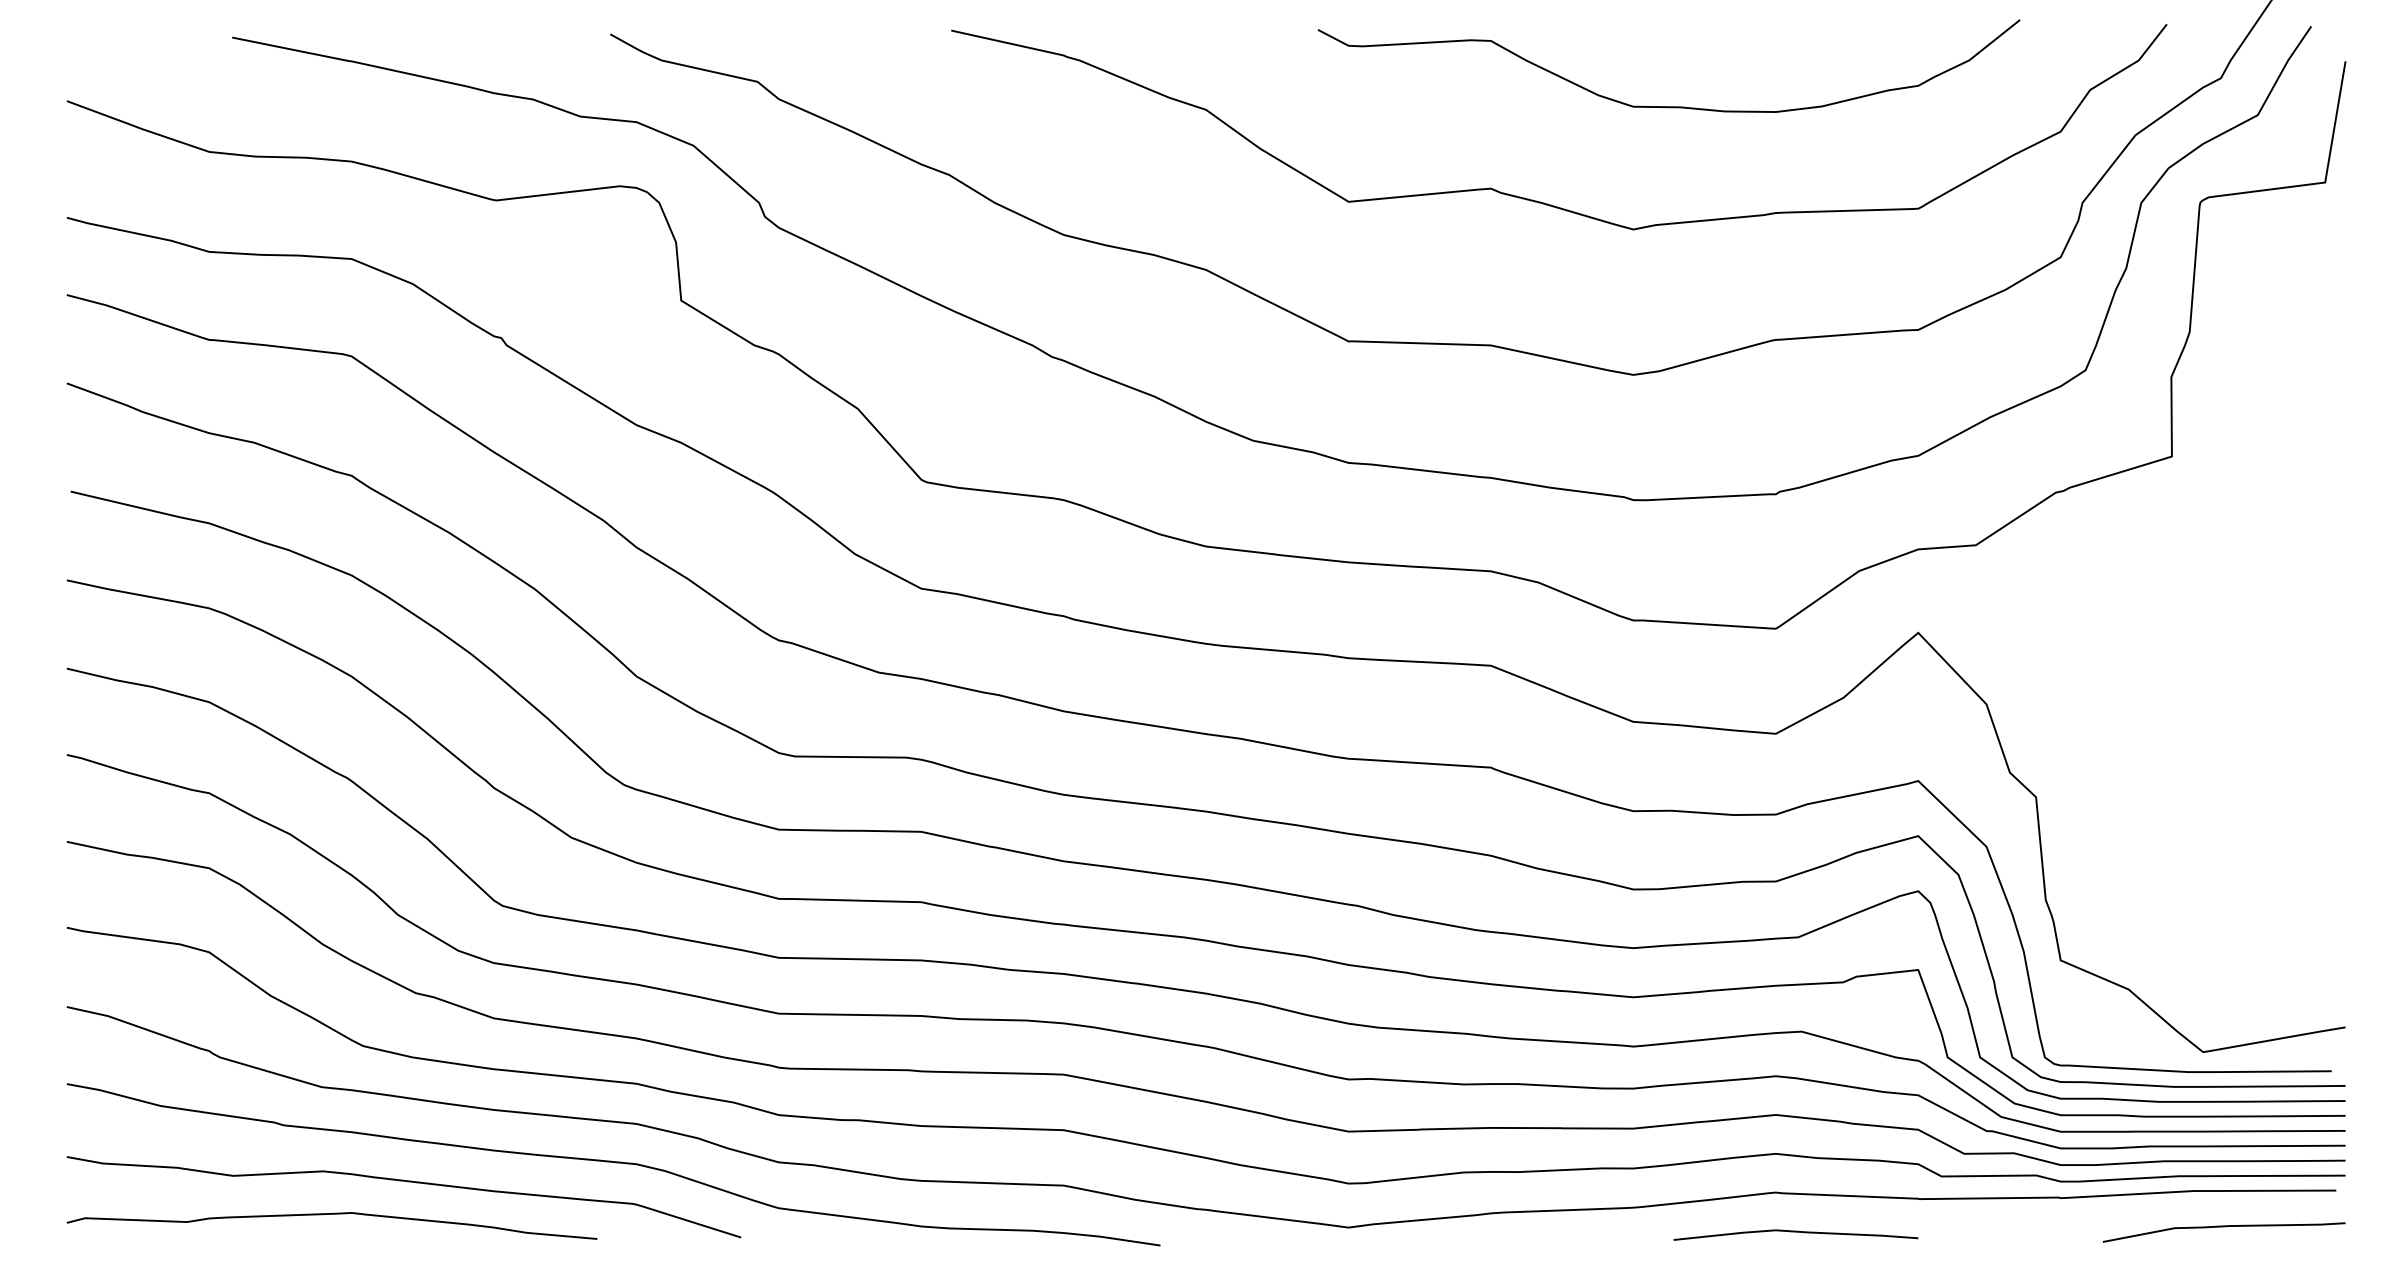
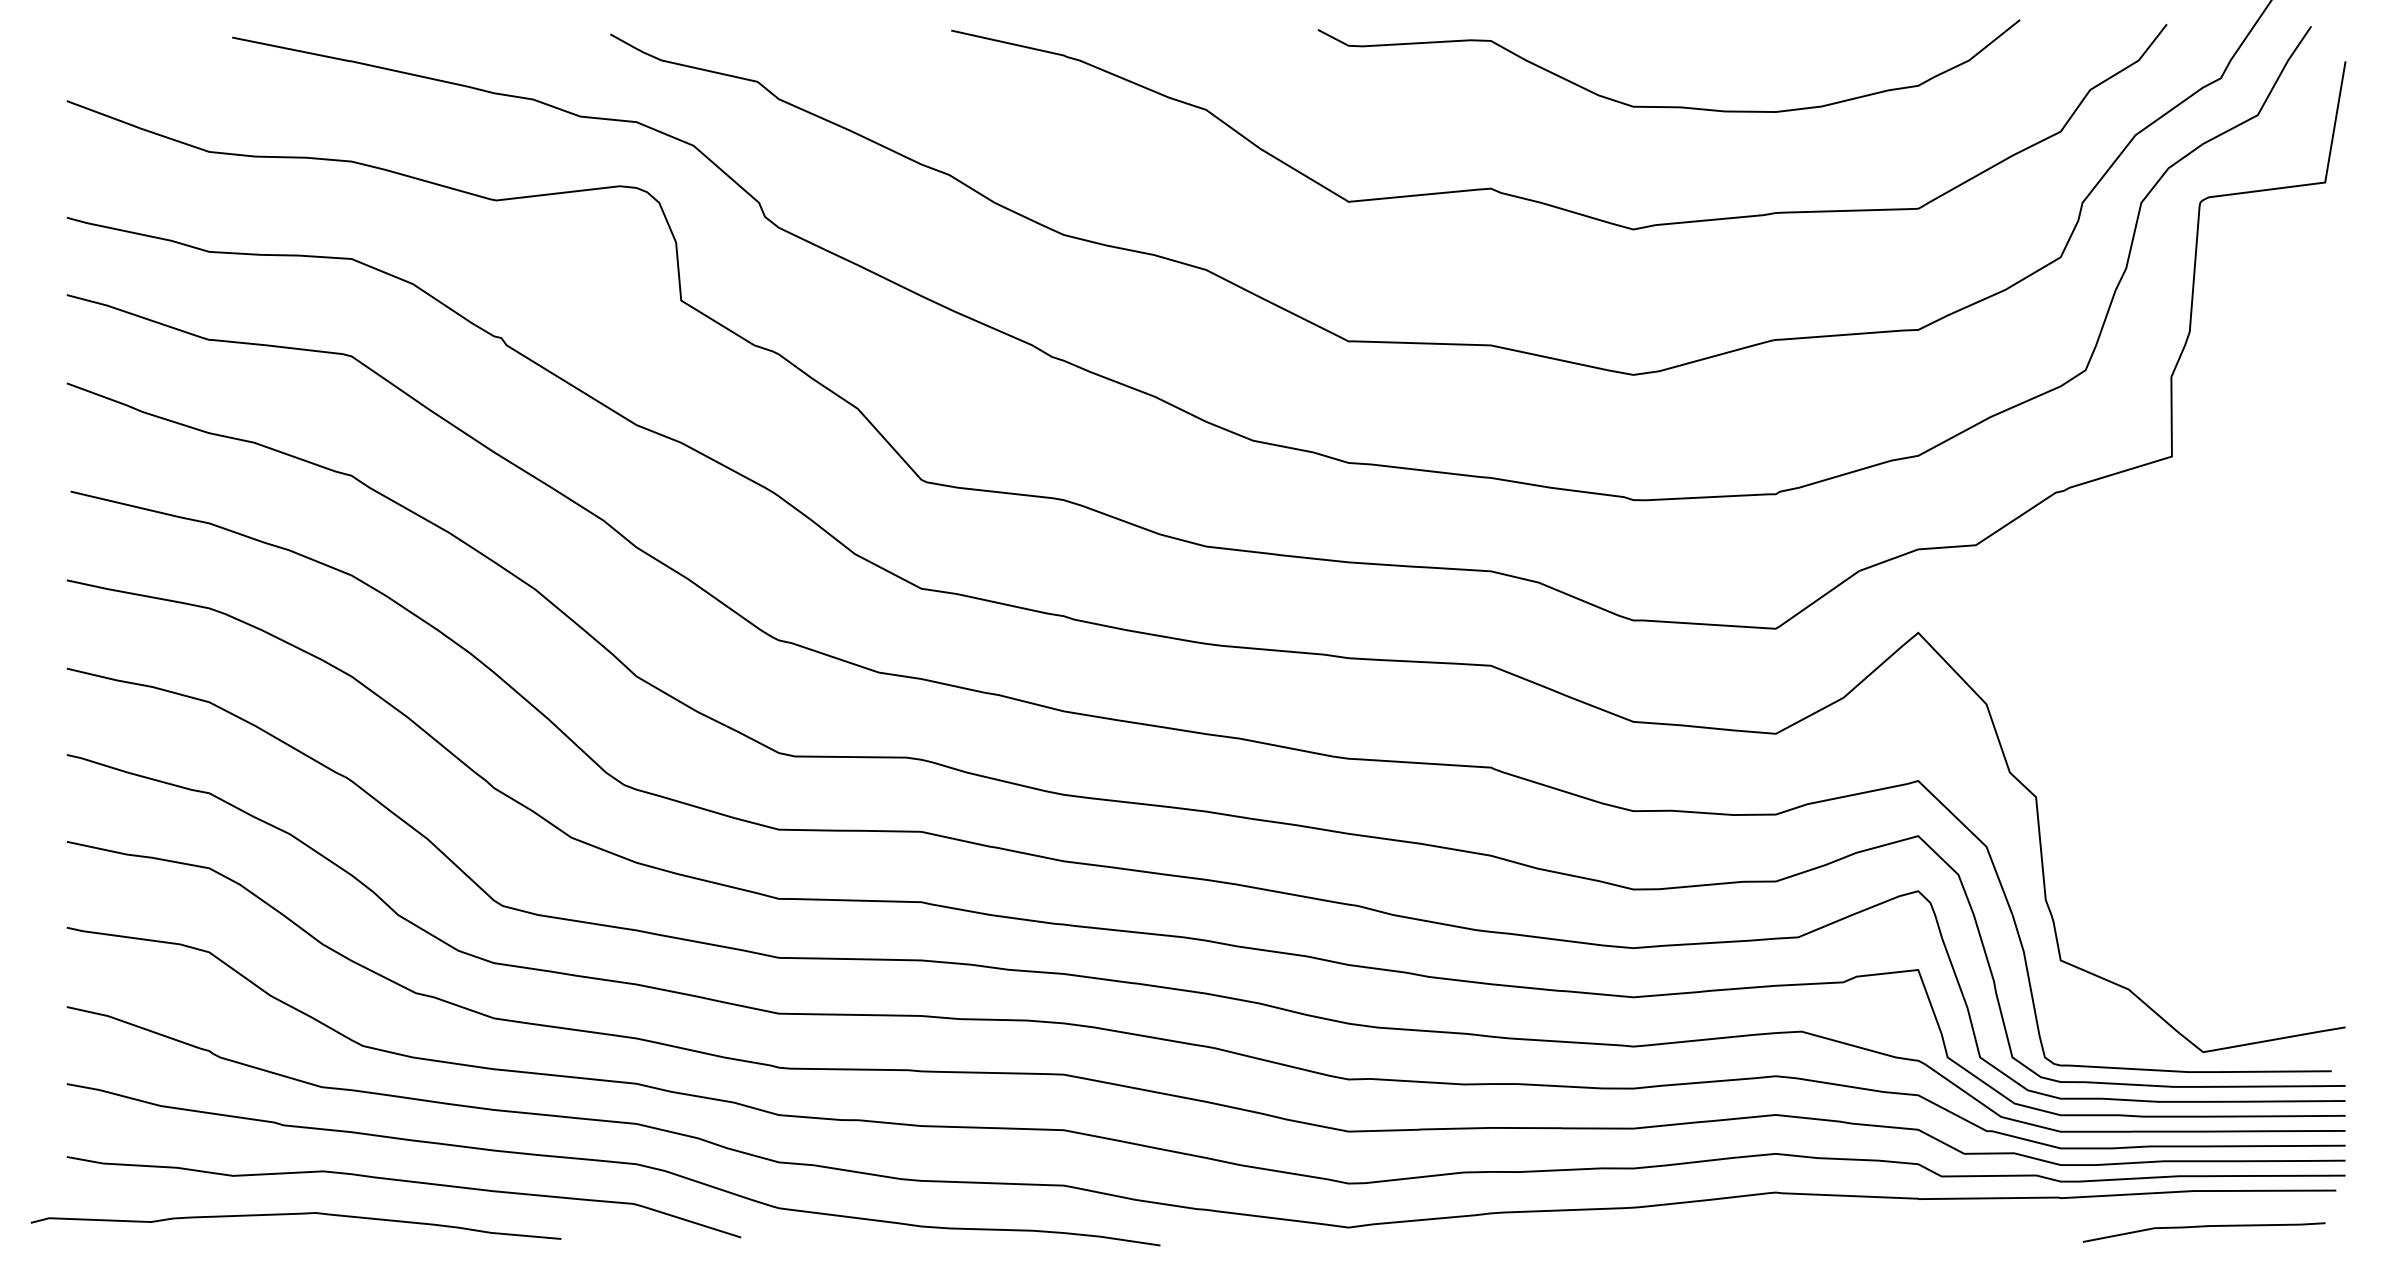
curve position: (331, 1214) -> (295, 1214) (295, 1214)
curve position: (2223, 1227) -> (2203, 1227) (2203, 1227)
curve: present -> none (1795, 1232)
